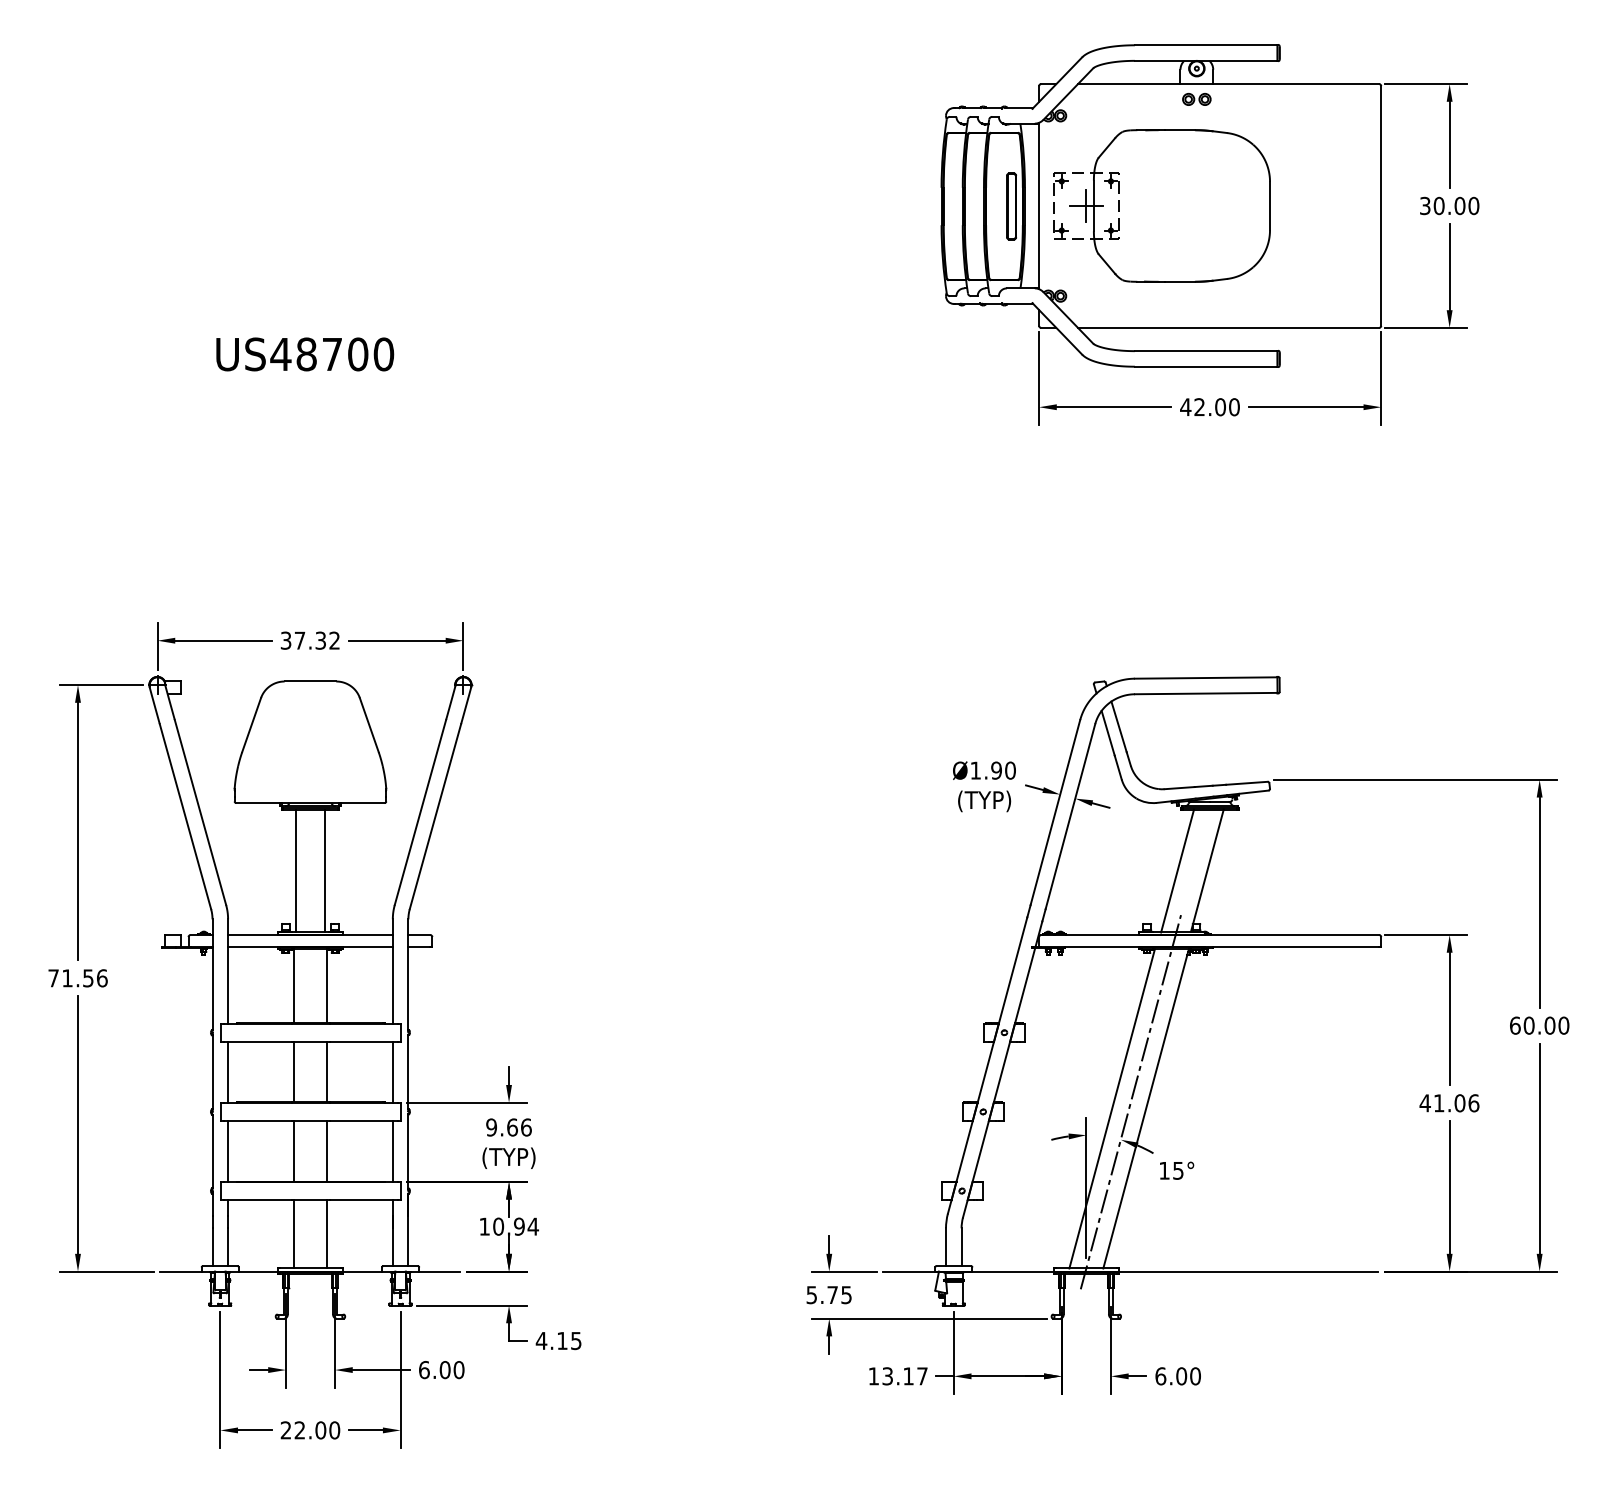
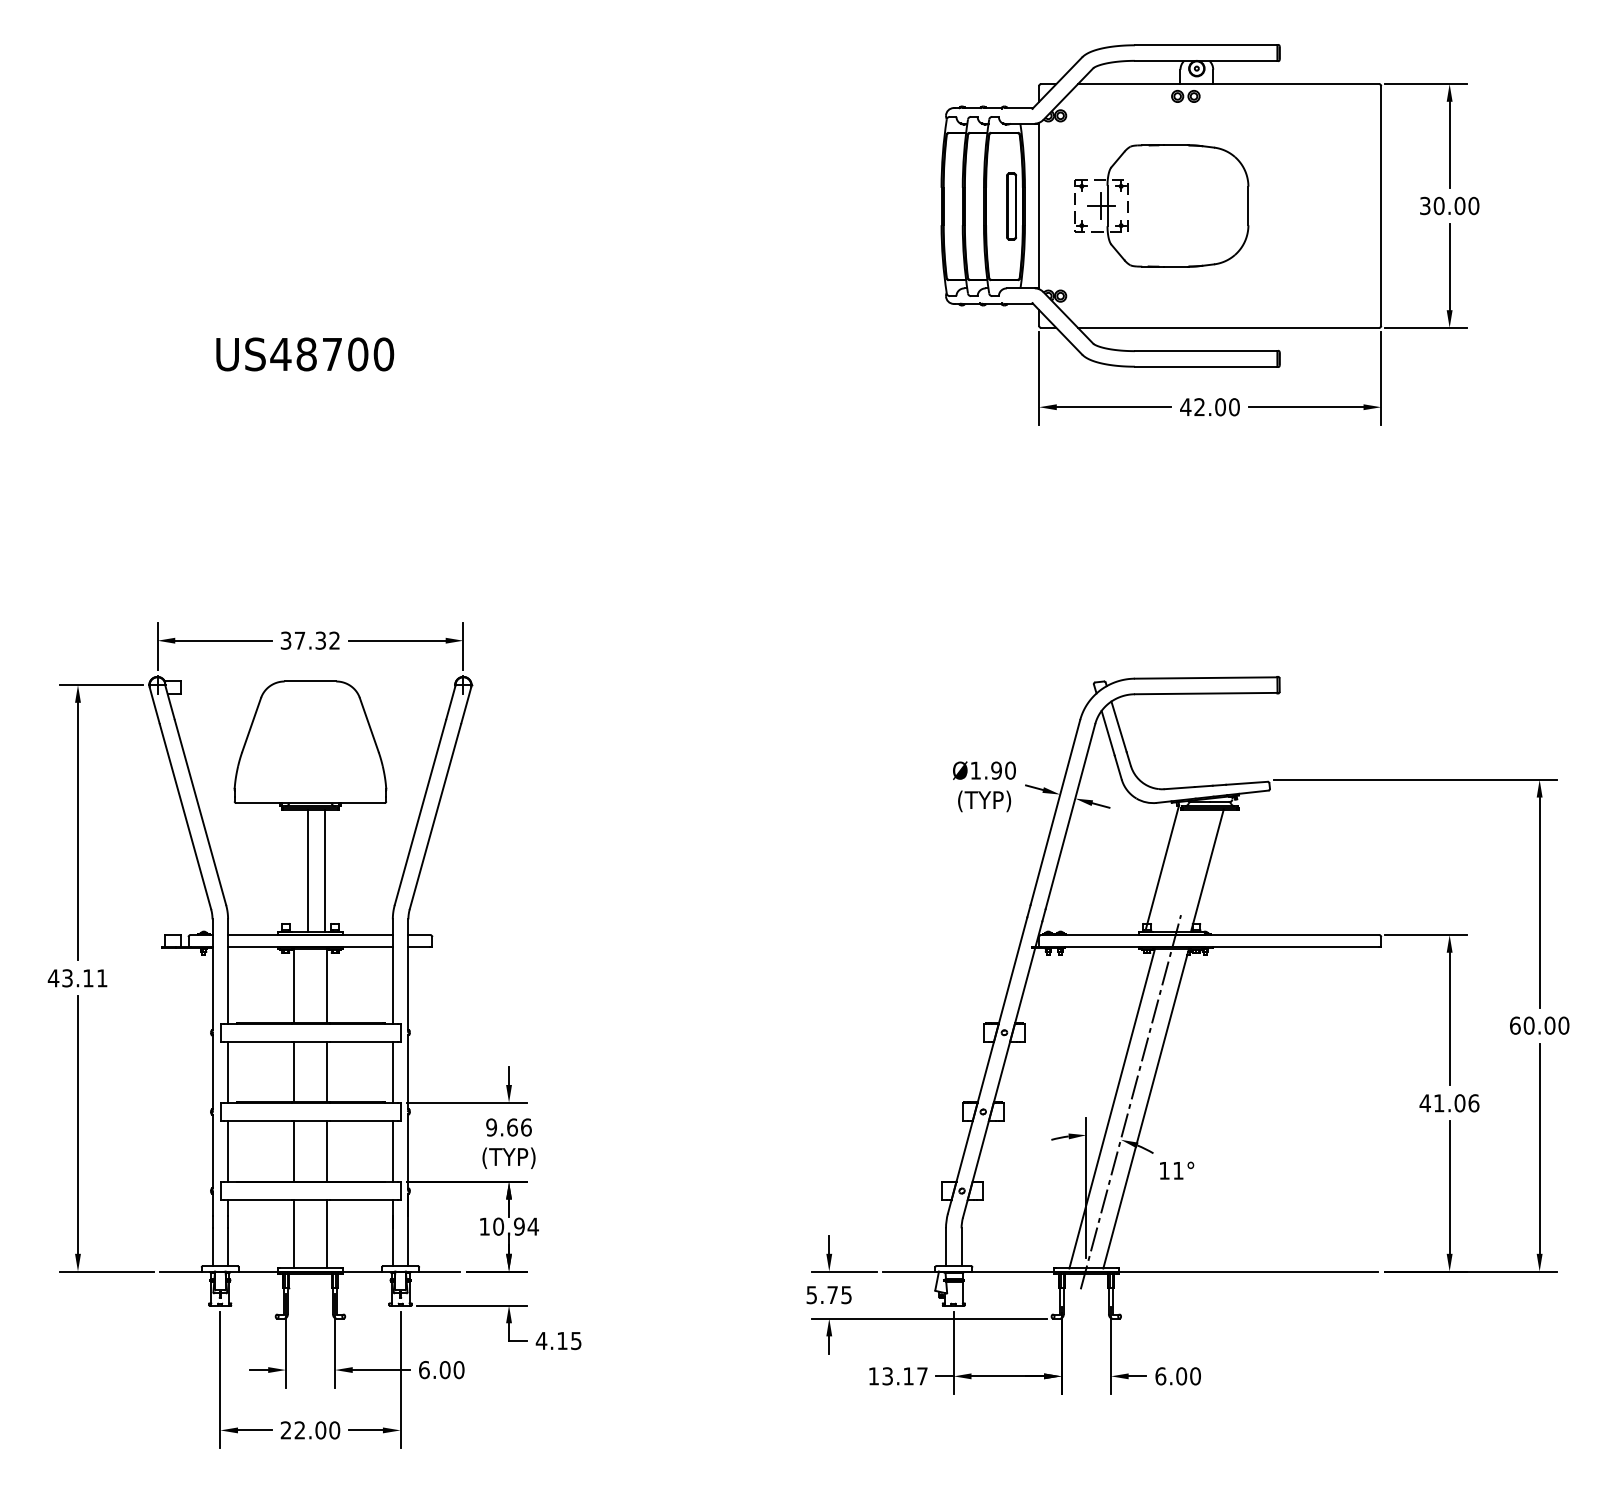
part position: (1196, 99) -> (1185, 96) (1185, 96)
part size: 218x154 px -> 176x124 px (1161, 205)
line position: (296, 870) -> (308, 870) (308, 870)
line position: (1177, 870) -> (1162, 866) (1162, 866)
text: 71.56 -> 43.11 (77, 978)
text: 15° -> 11° (1178, 1170)
